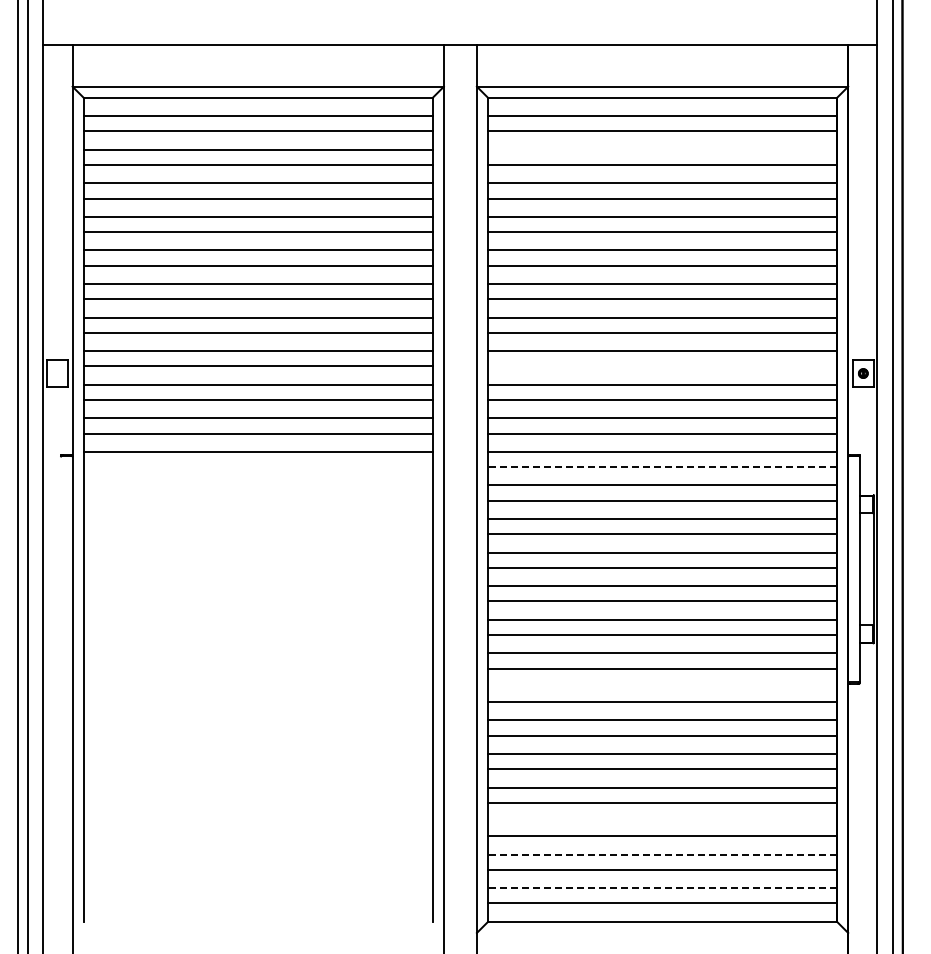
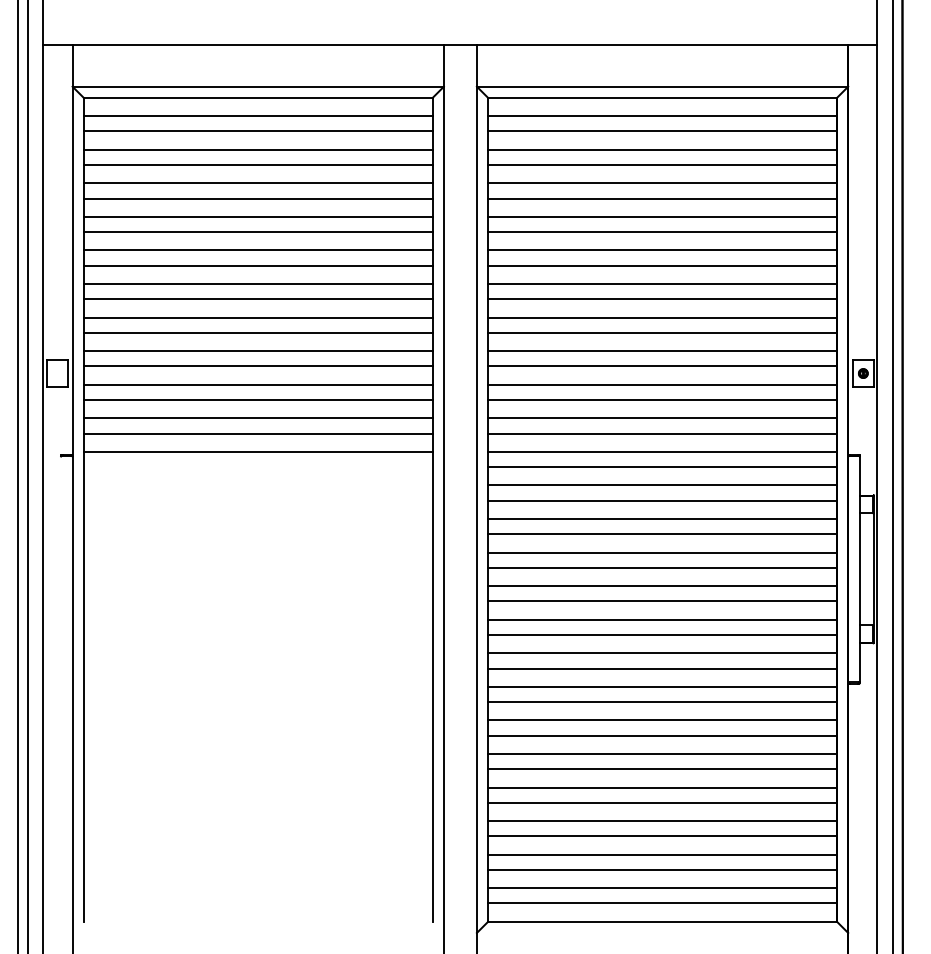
line: none -> present (662, 149)
line: none -> present (662, 366)
line: dashed -> solid (662, 467)
line: none -> present (662, 686)
line: none -> present (662, 821)
line: dashed -> solid (662, 854)
line: dashed -> solid (662, 888)
